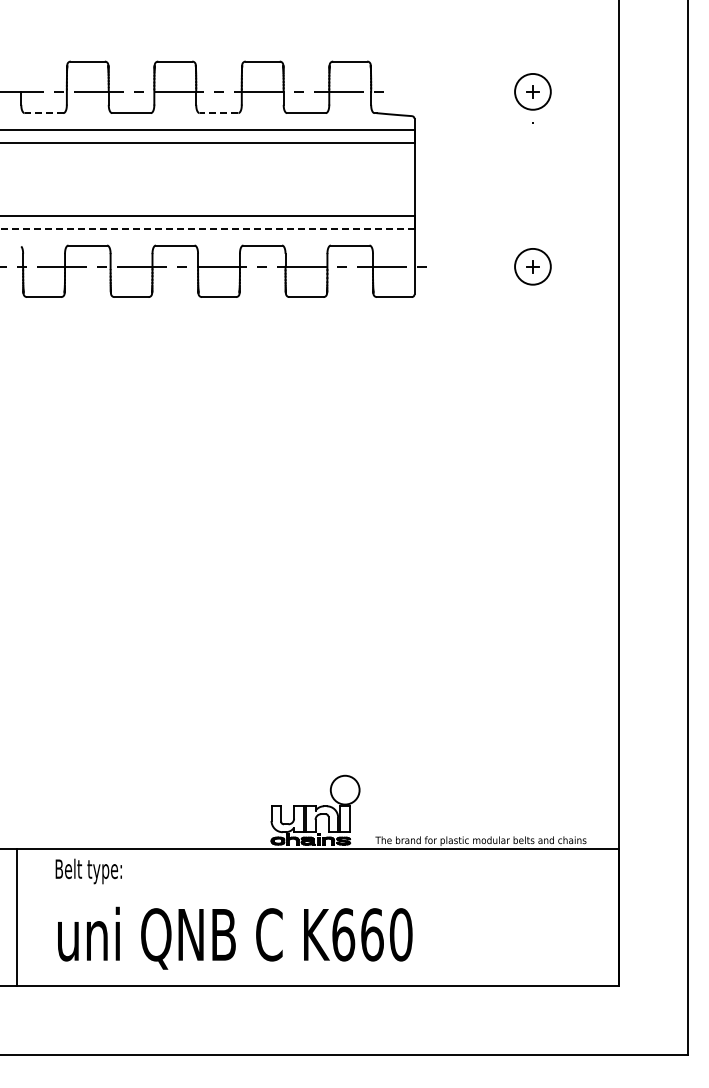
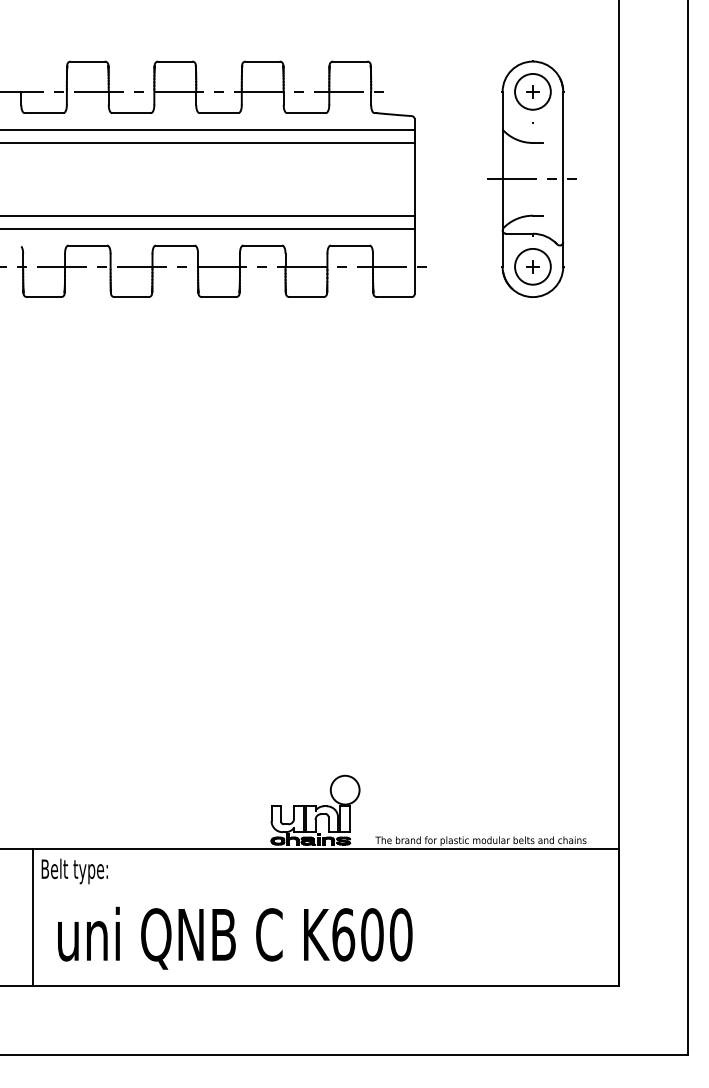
line: dashed -> solid (43, 113)
line: dashed -> solid (218, 113)
part: none -> present (531, 178)
line: dashed -> solid (207, 228)
text position: (88, 871) -> (74, 871) (74, 871)
line position: (17, 917) -> (33, 917) (33, 917)
text: K660 -> K600 (372, 934)
